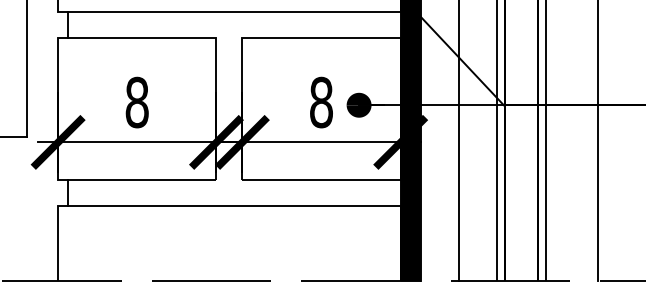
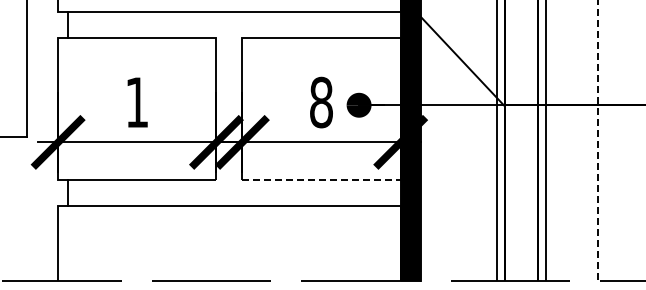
text: 8 -> 1 (136, 102)
line: present -> none (458, 141)
line: solid -> dashed (598, 141)
line: solid -> dashed (322, 179)
